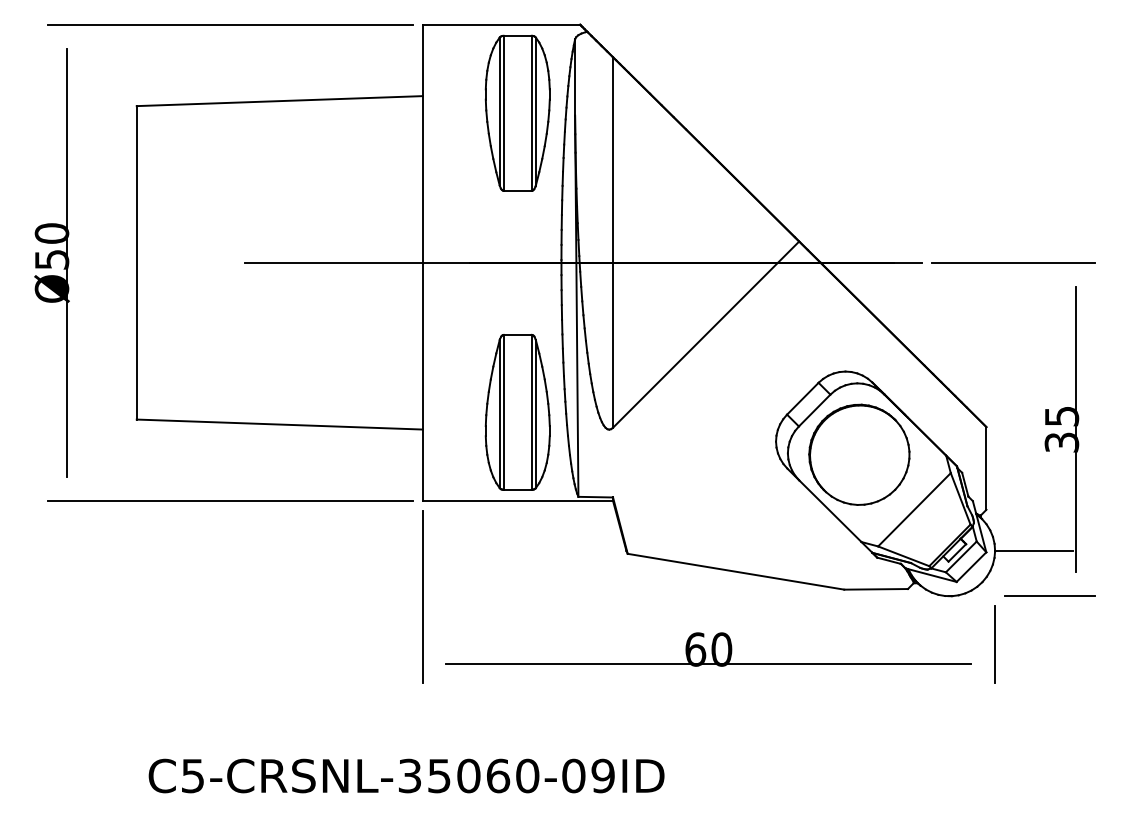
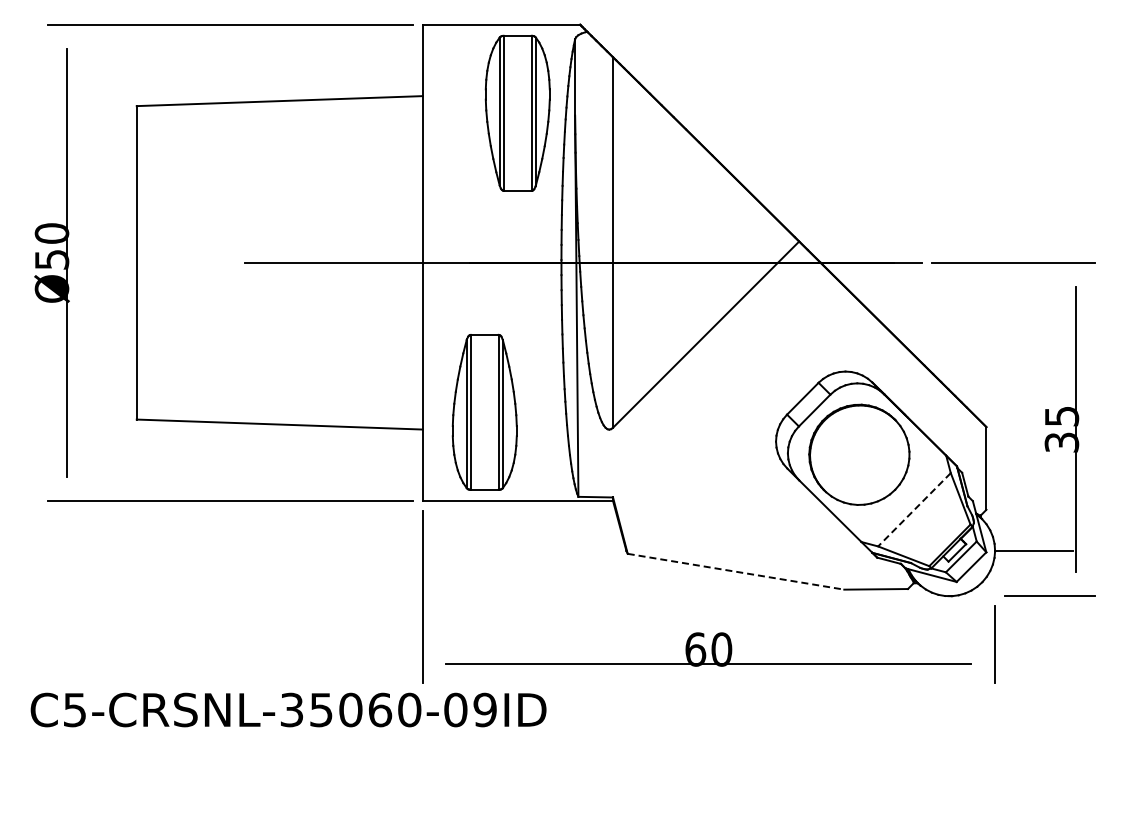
part position: (517, 411) -> (484, 411) (484, 411)
line: solid -> dashed (914, 509)
line: solid -> dashed (736, 571)
text position: (406, 775) -> (288, 709) (288, 709)
